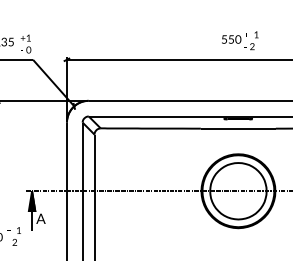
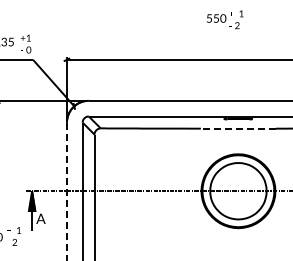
text position: (240, 40) -> (225, 19) (225, 19)
line: solid -> dashed (238, 128)
line: solid -> dashed (66, 191)
